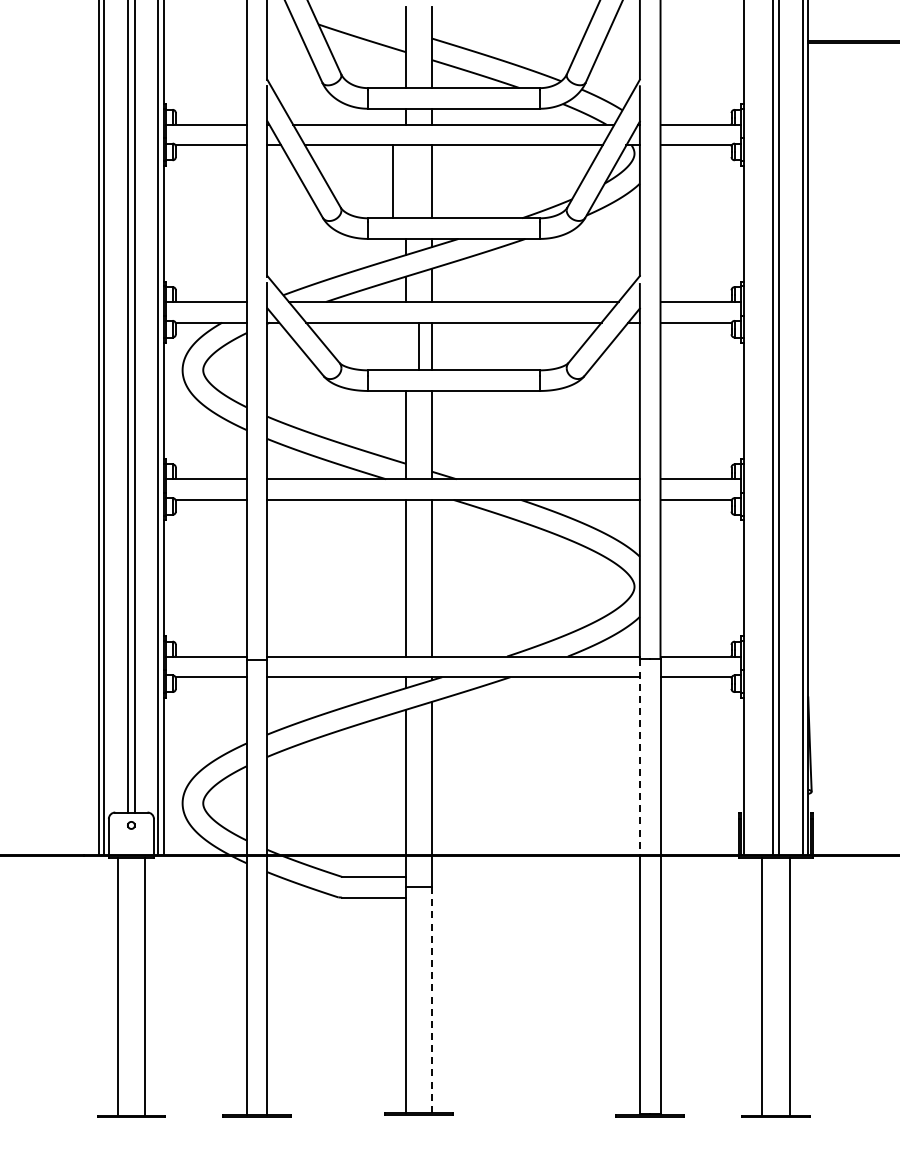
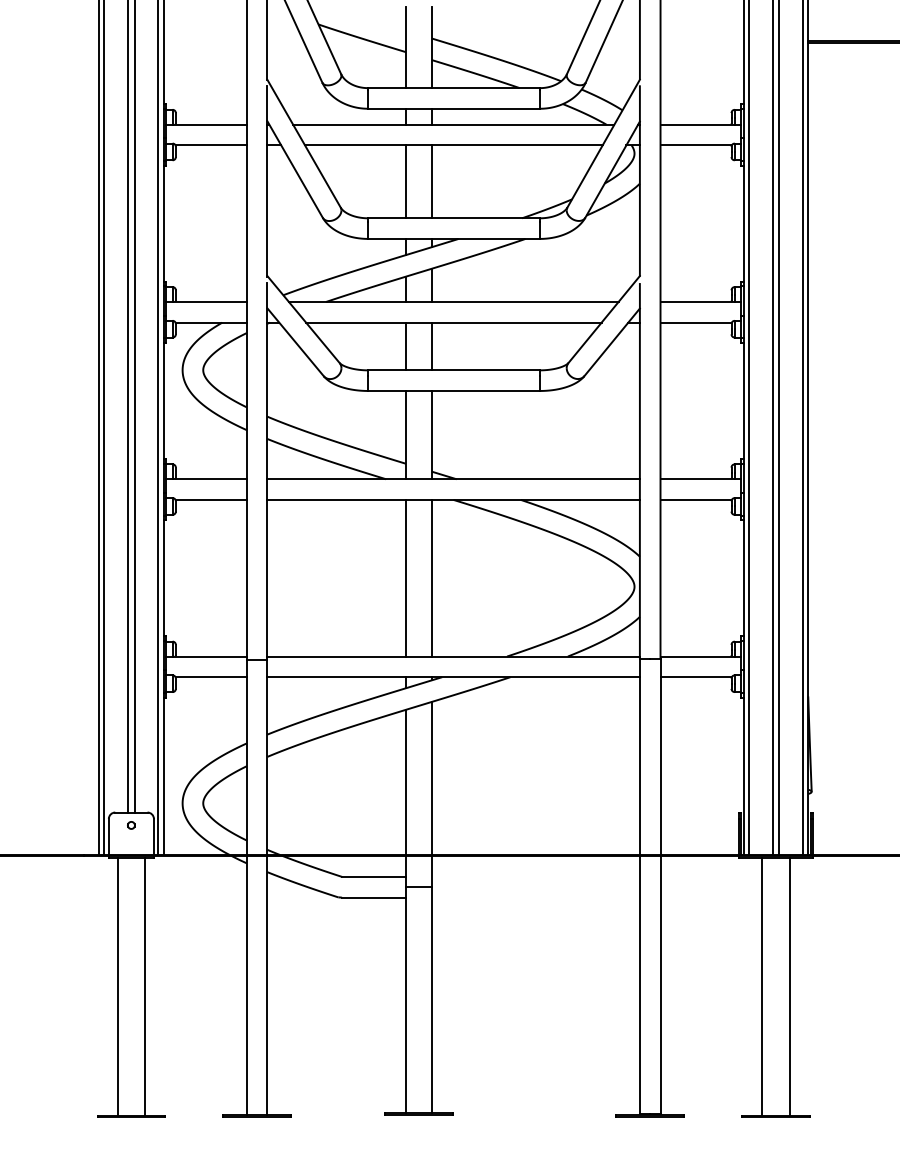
line position: (393, 181) -> (406, 181) (406, 181)
line position: (419, 346) -> (406, 346) (406, 346)
line: none -> present (748, 428)
line: dashed -> solid (639, 757)
line: dashed -> solid (431, 1000)
